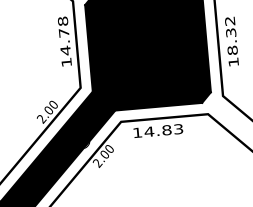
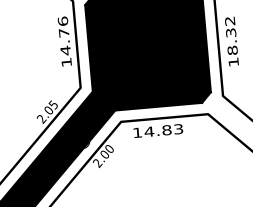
text: 14.78 -> 14.76 (62, 20)
text: 2.00 -> 2.05 (52, 104)
